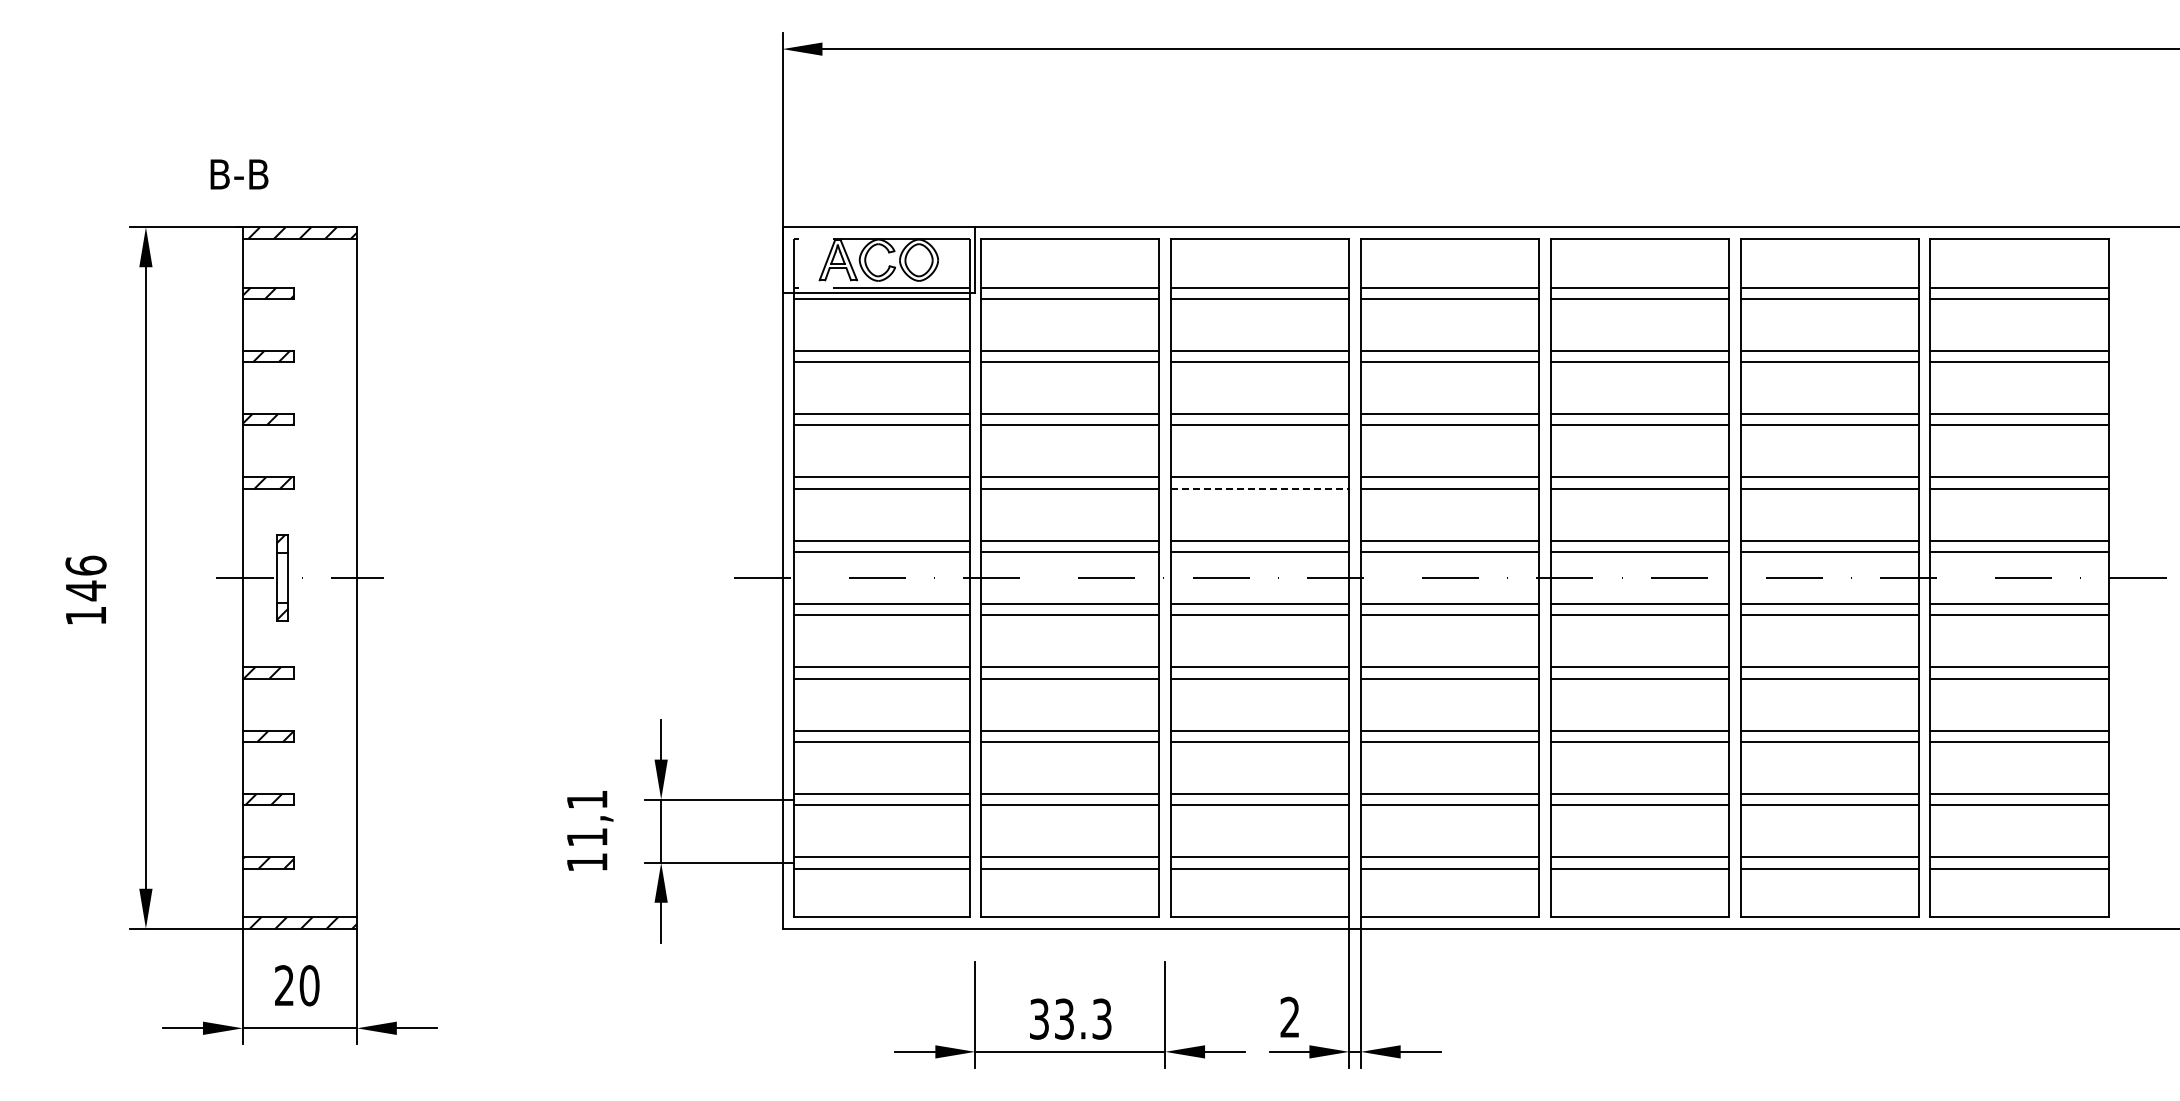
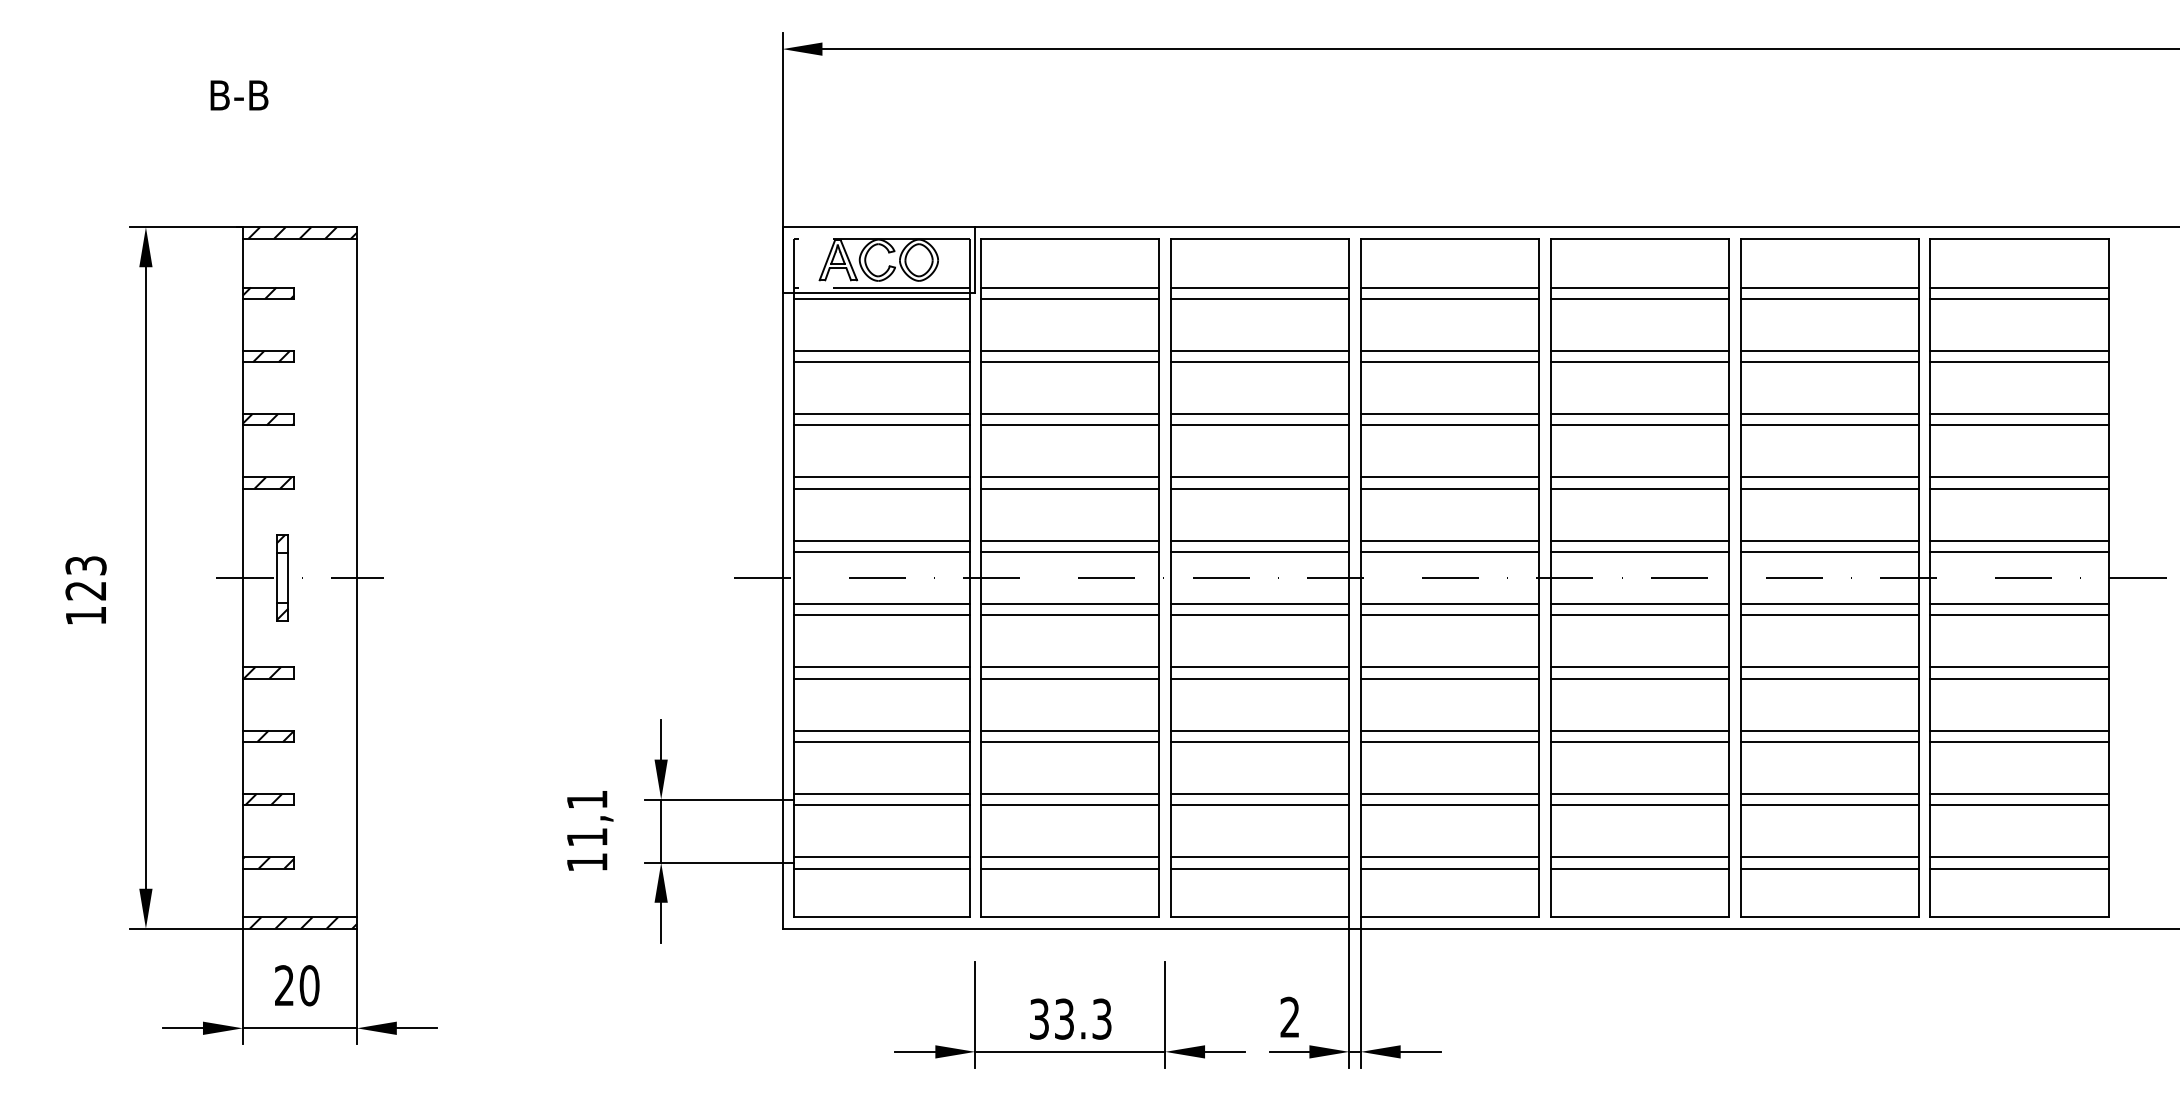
text position: (239, 174) -> (239, 95) (239, 95)
line: dashed -> solid (1260, 488)
text: 146 -> 123 (85, 578)
